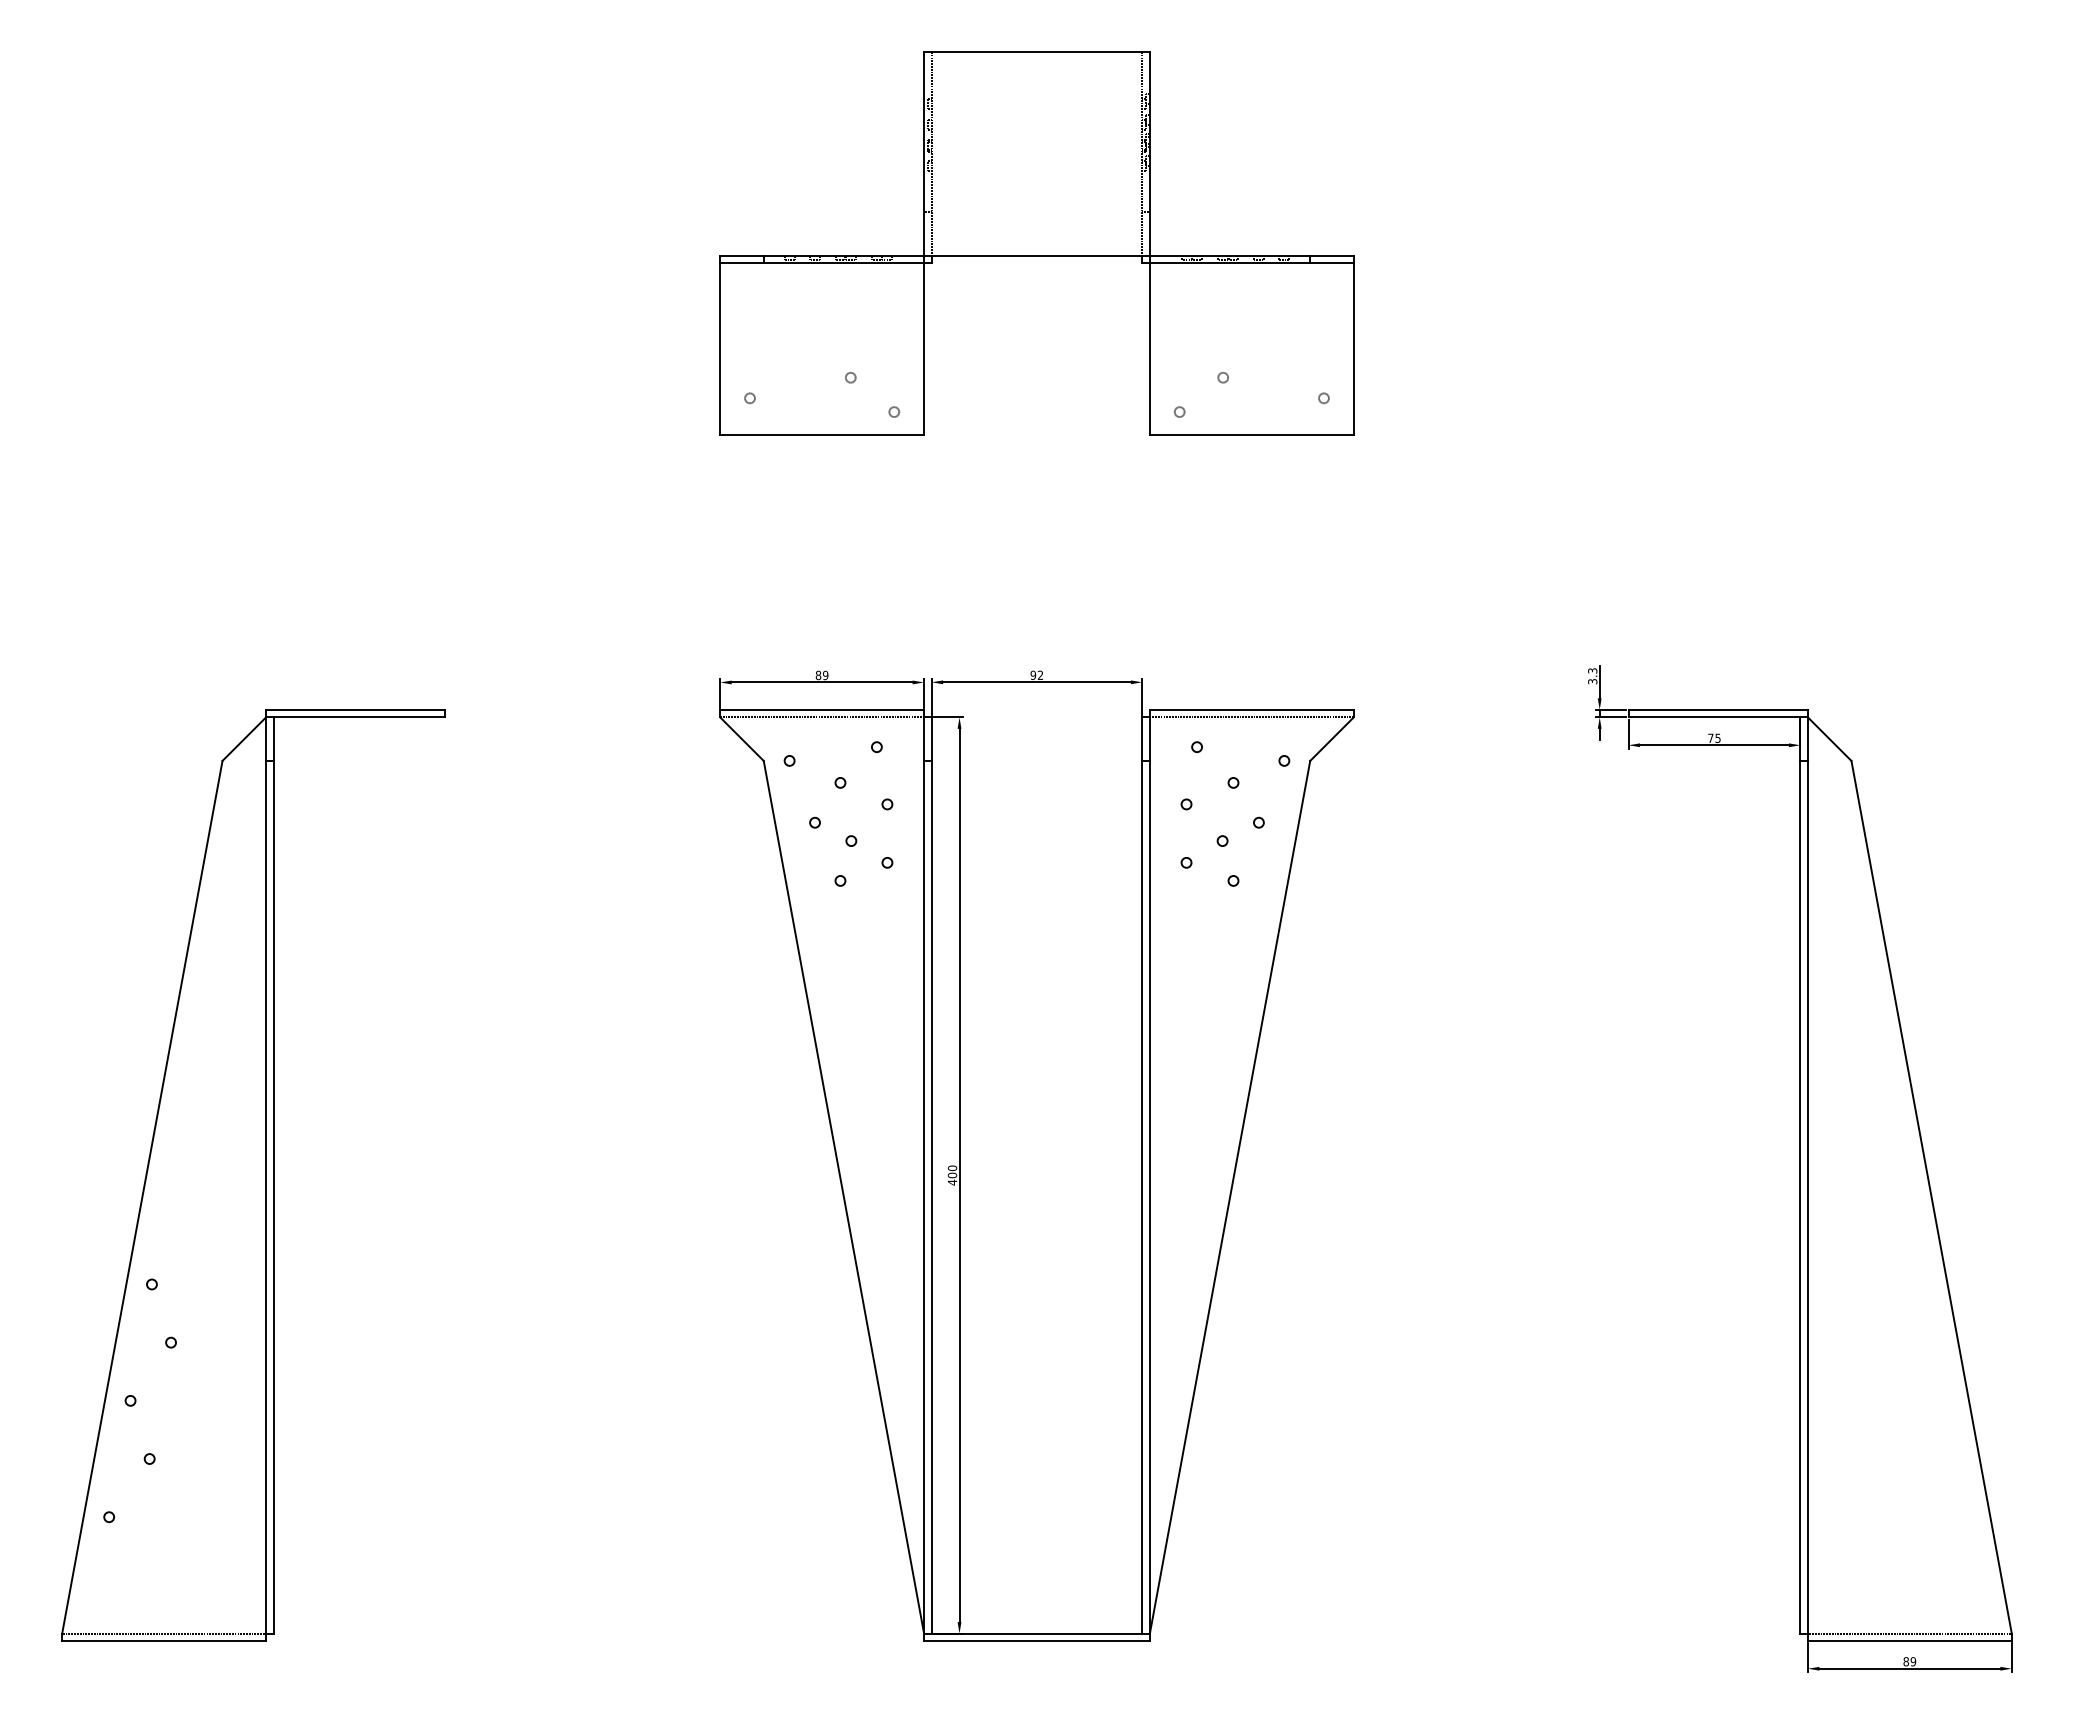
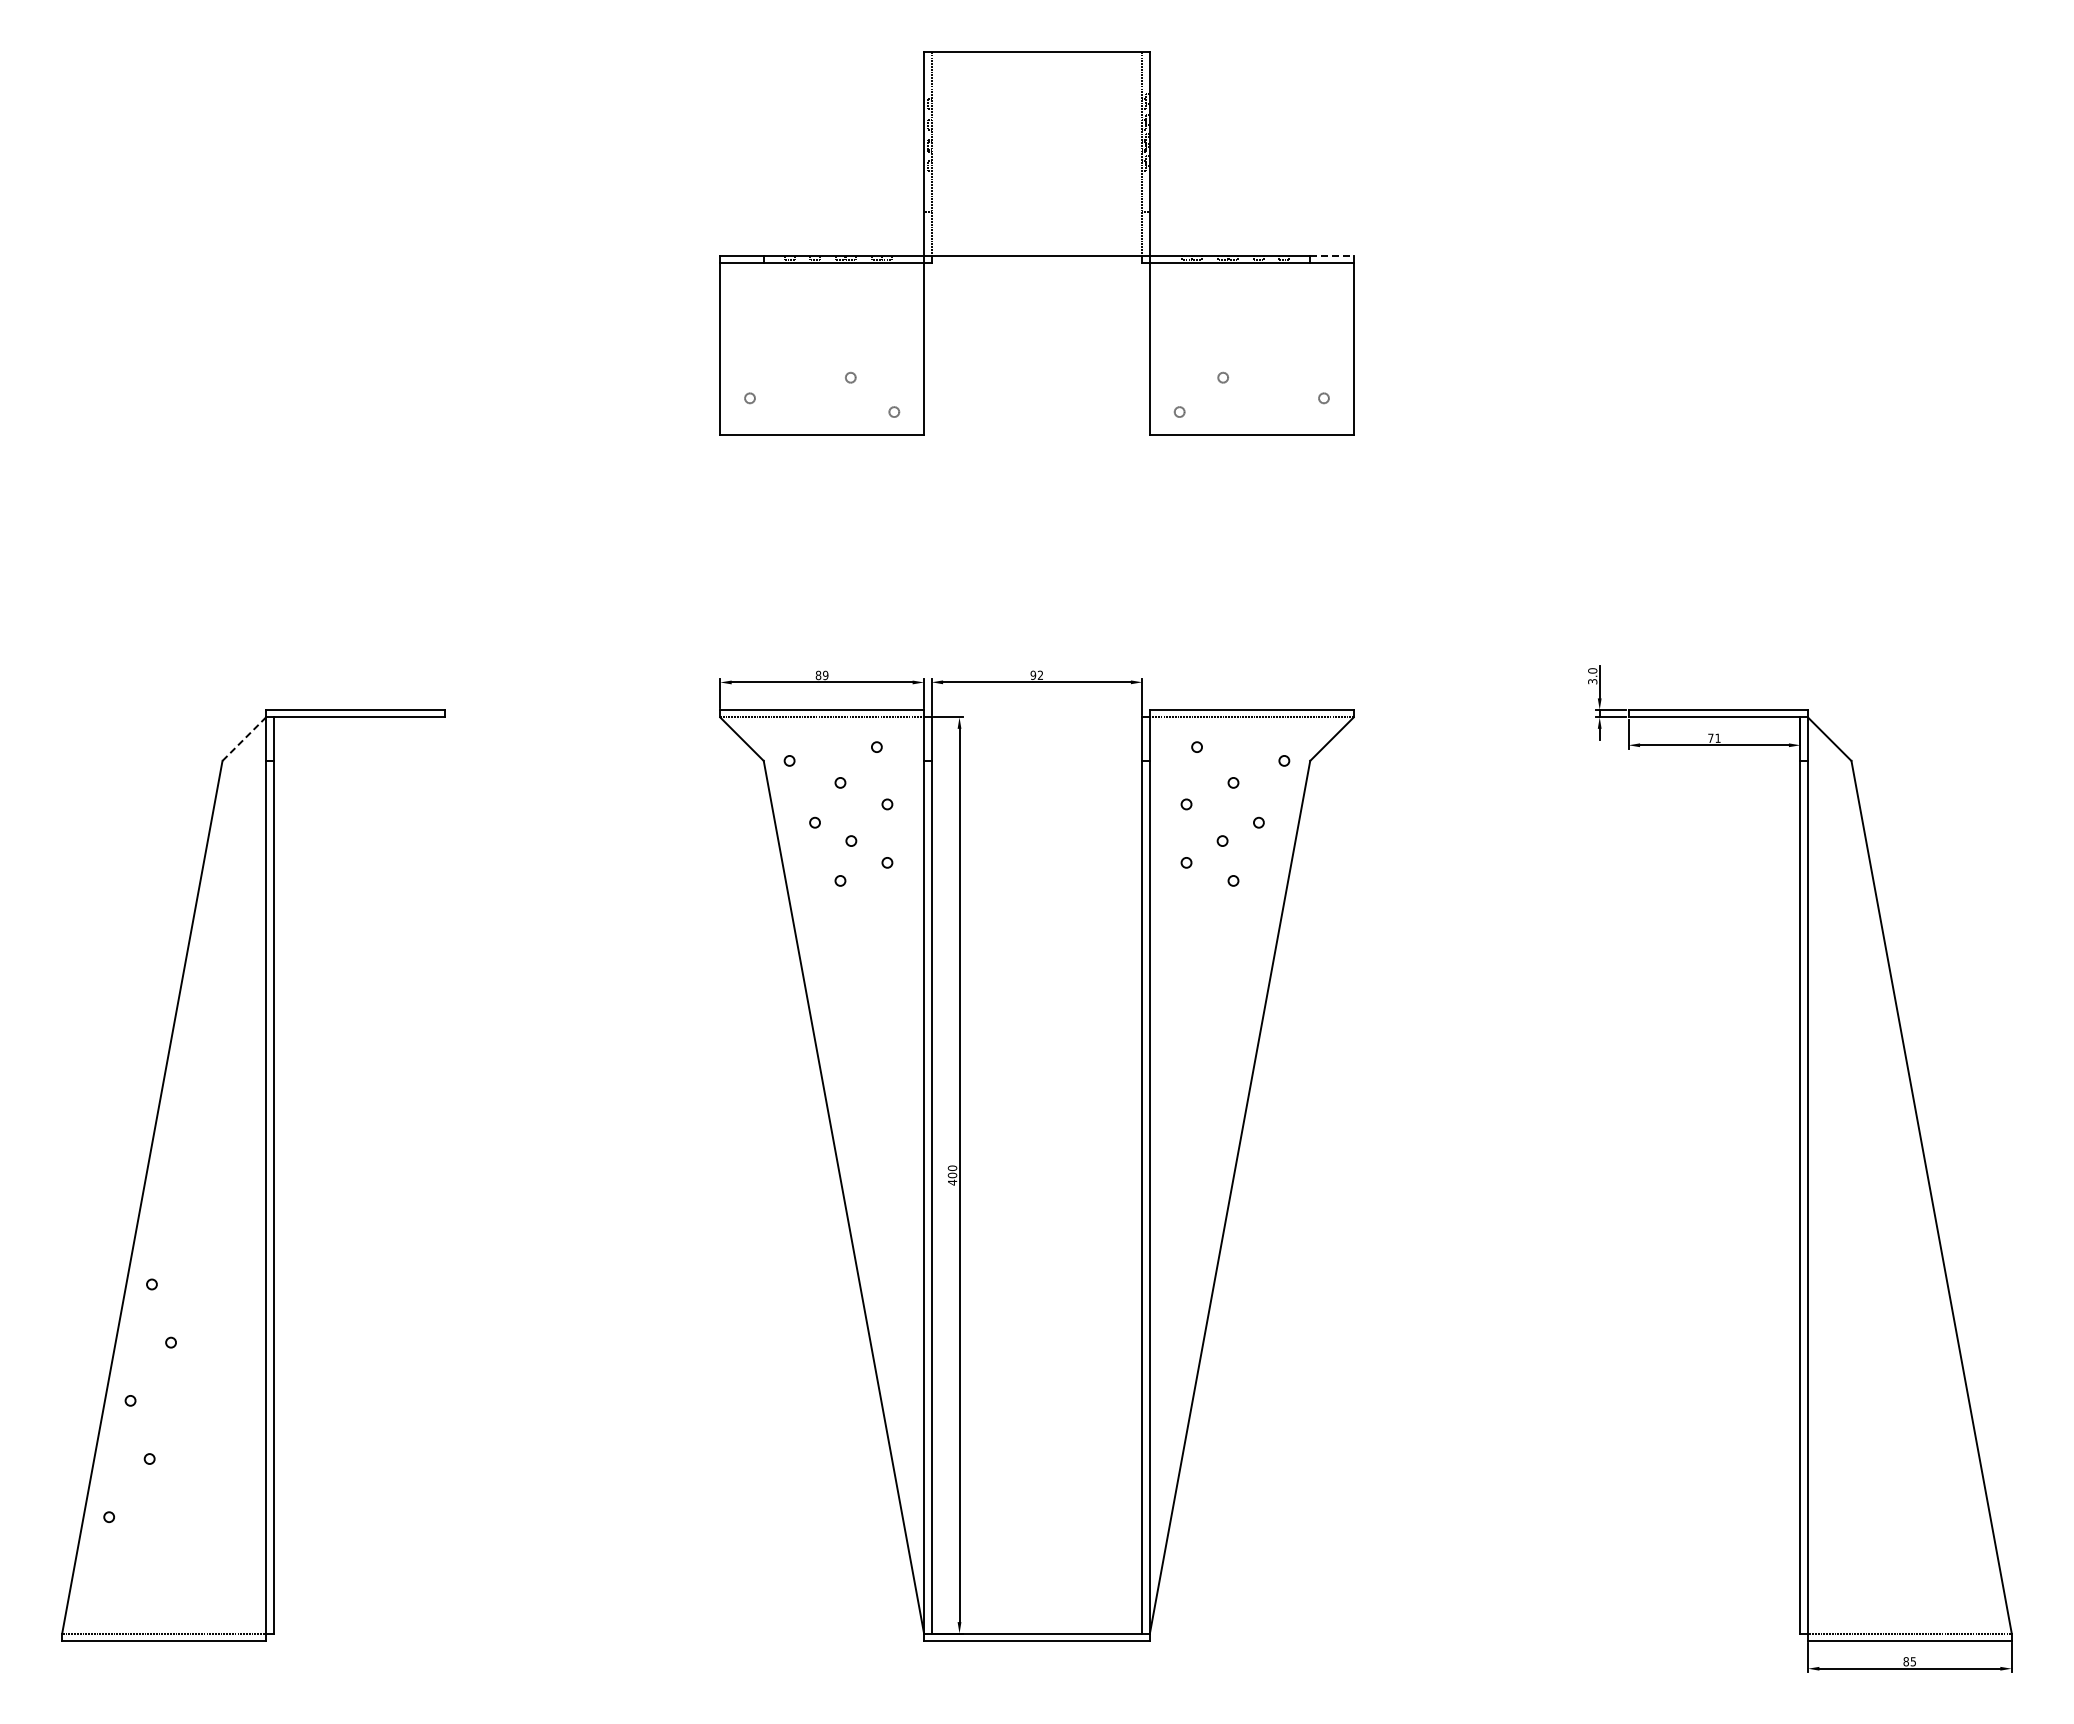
line: solid -> dashed (1331, 255)
text: 3.3 -> 3.0 (1592, 670)
text: 75 -> 71 (1717, 737)
line: solid -> dashed (244, 739)
text: 89 -> 85 (1913, 1661)
